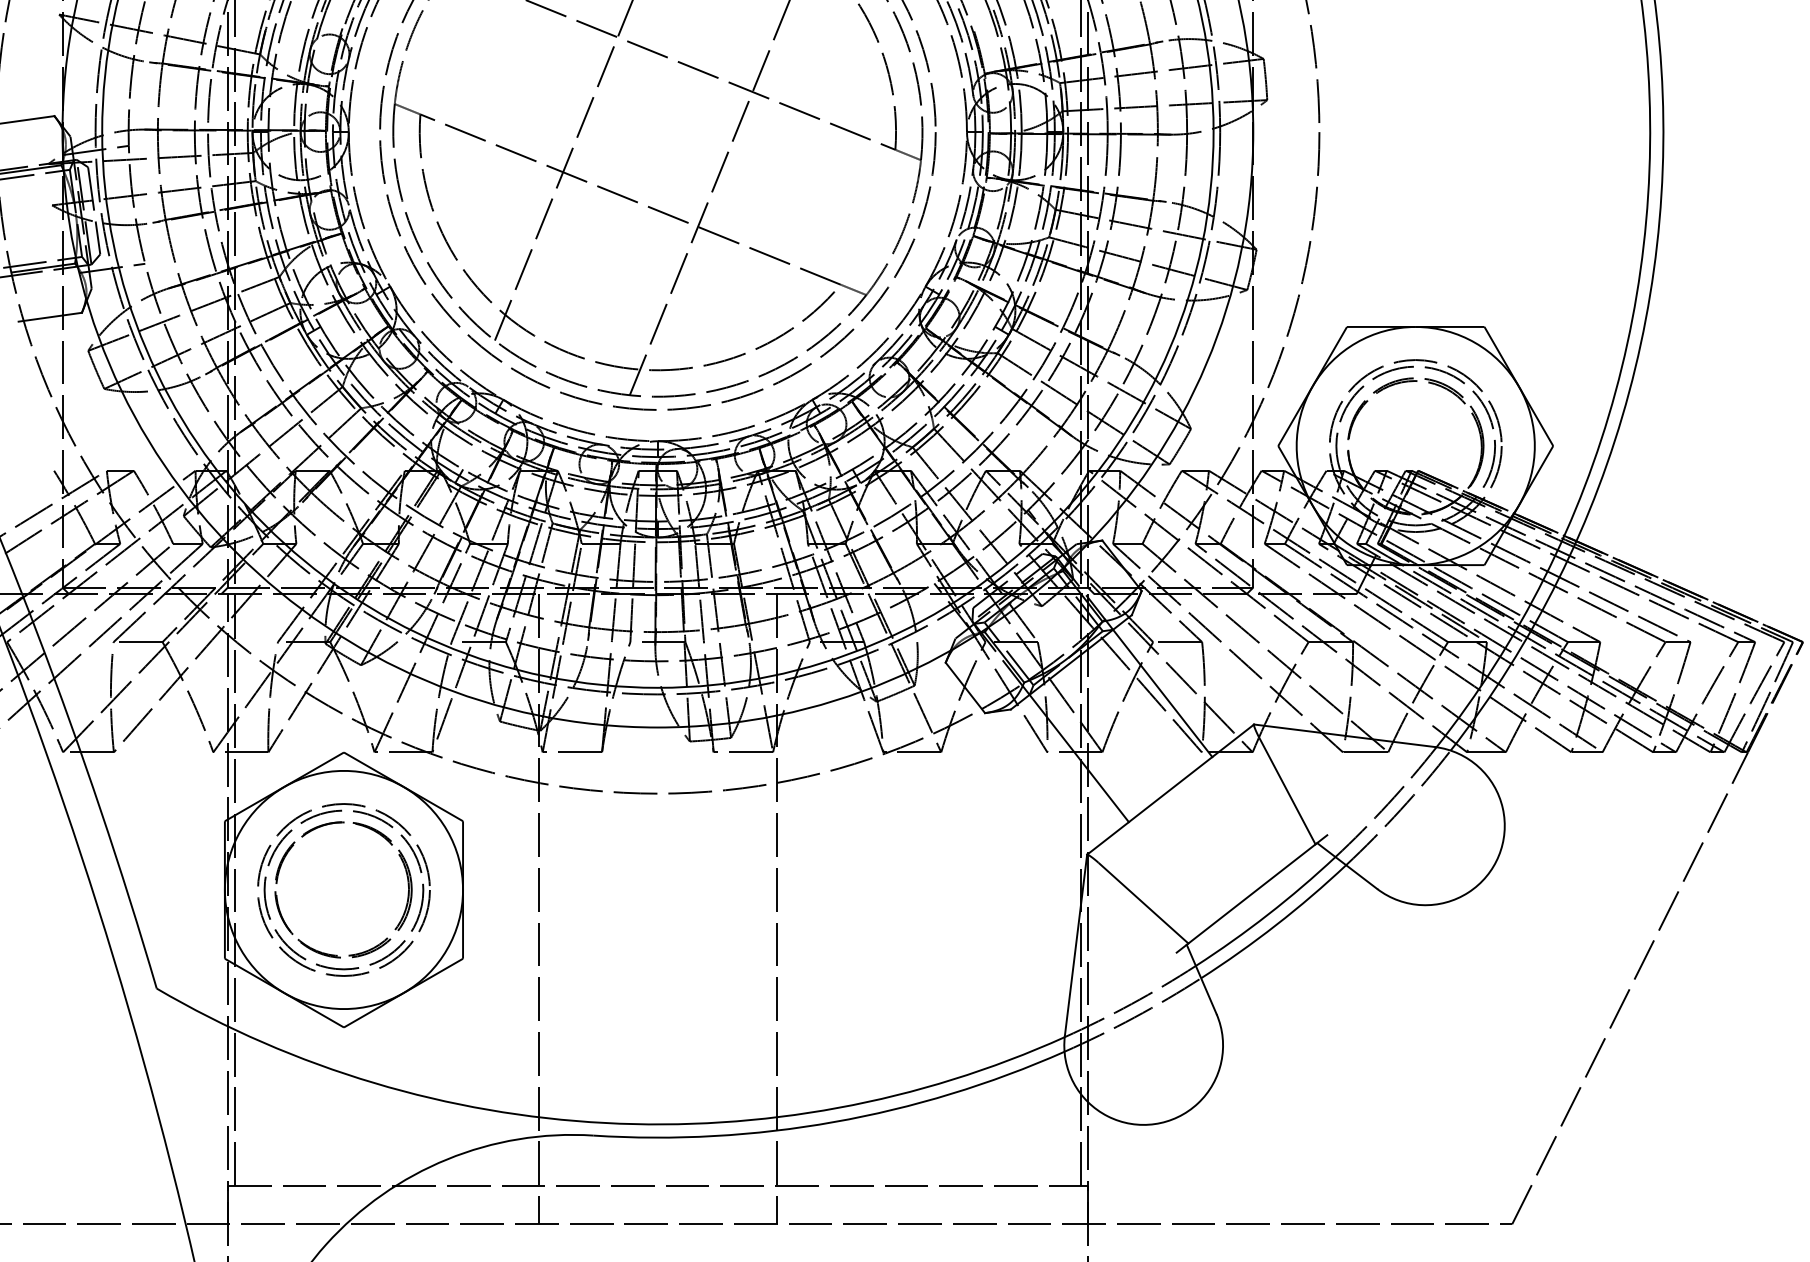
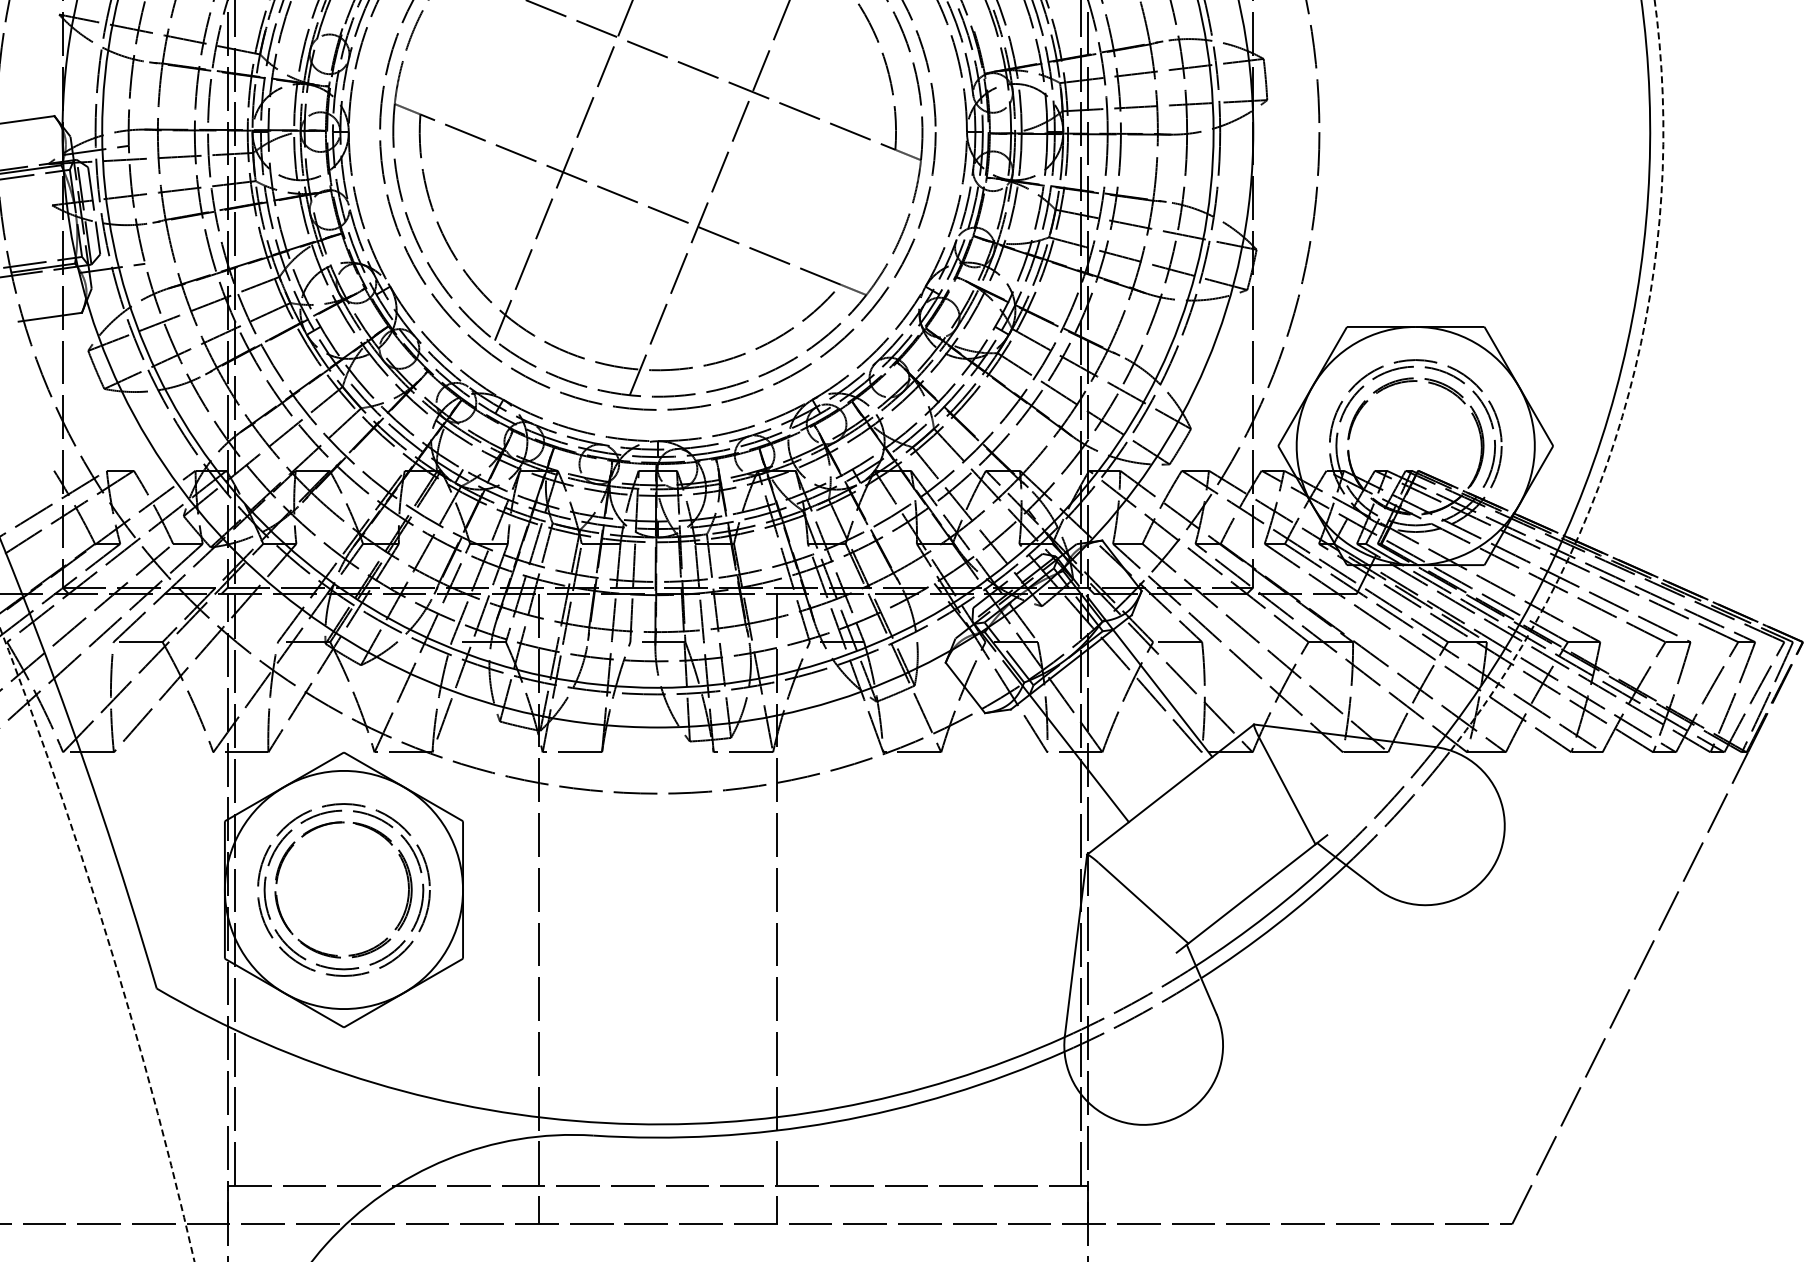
arc: solid -> dashed (1628, 395)
arc: solid -> dashed (108, 940)
